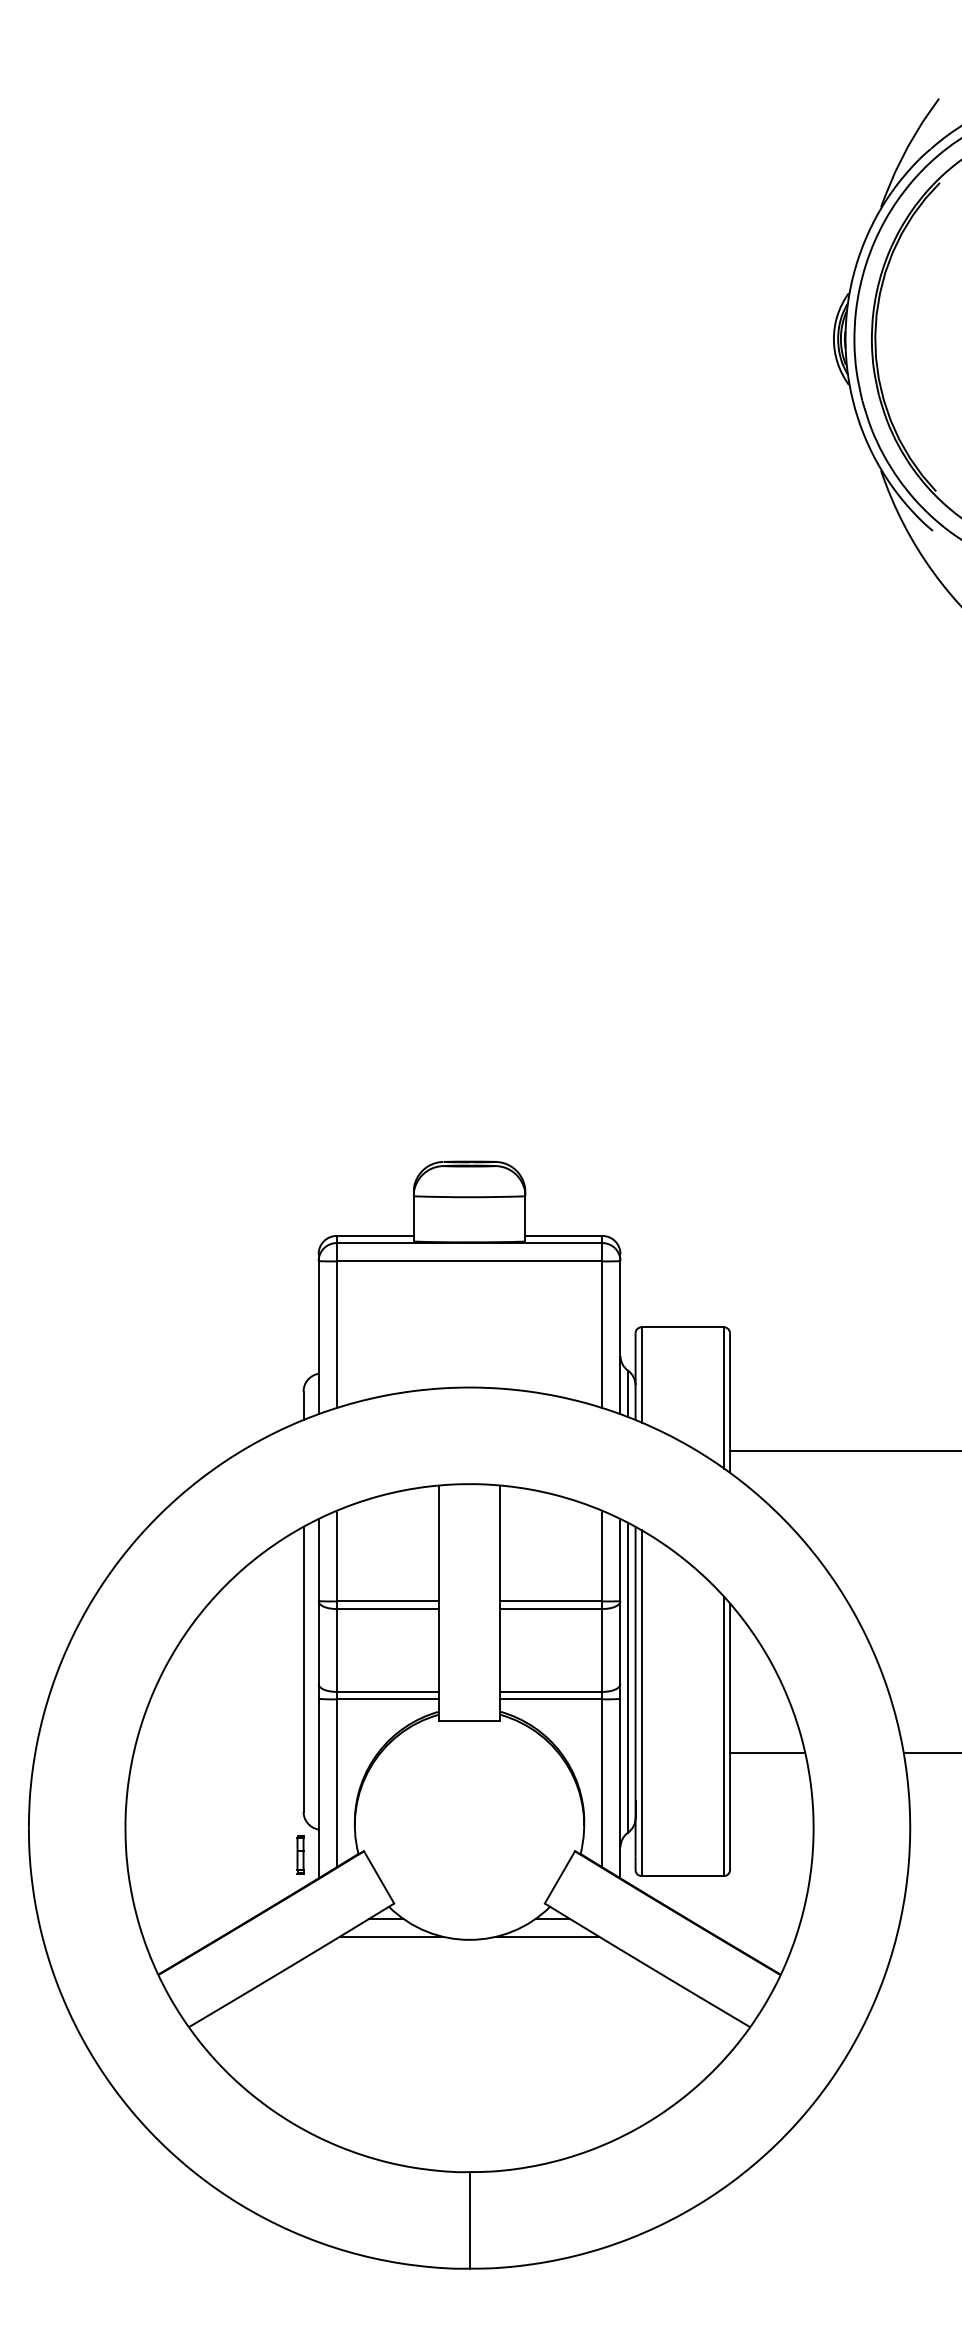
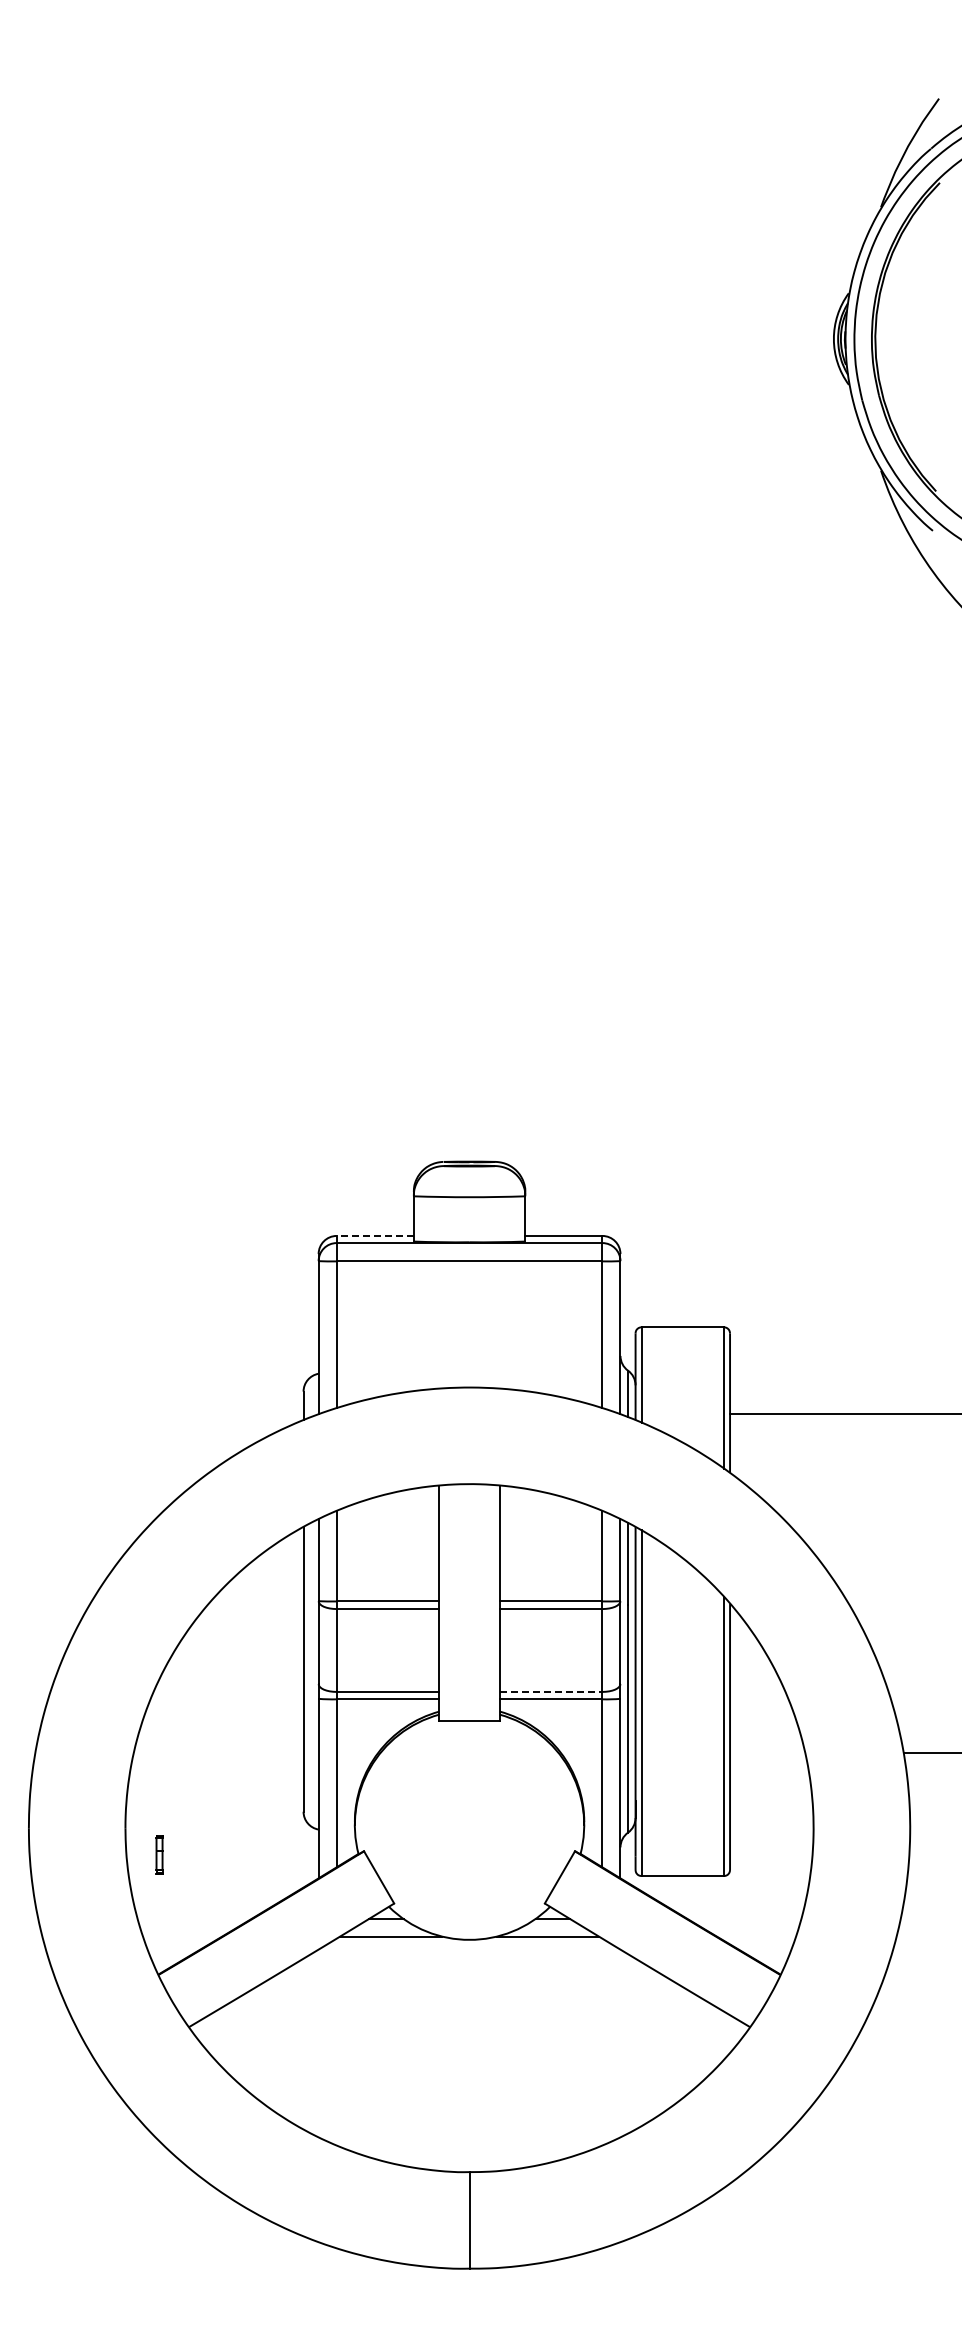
line: solid -> dashed (374, 1235)
line position: (844, 1450) -> (844, 1413) (844, 1413)
line: solid -> dashed (551, 1691)
line: present -> none (767, 1752)
part position: (300, 1854) -> (159, 1854) (159, 1854)
